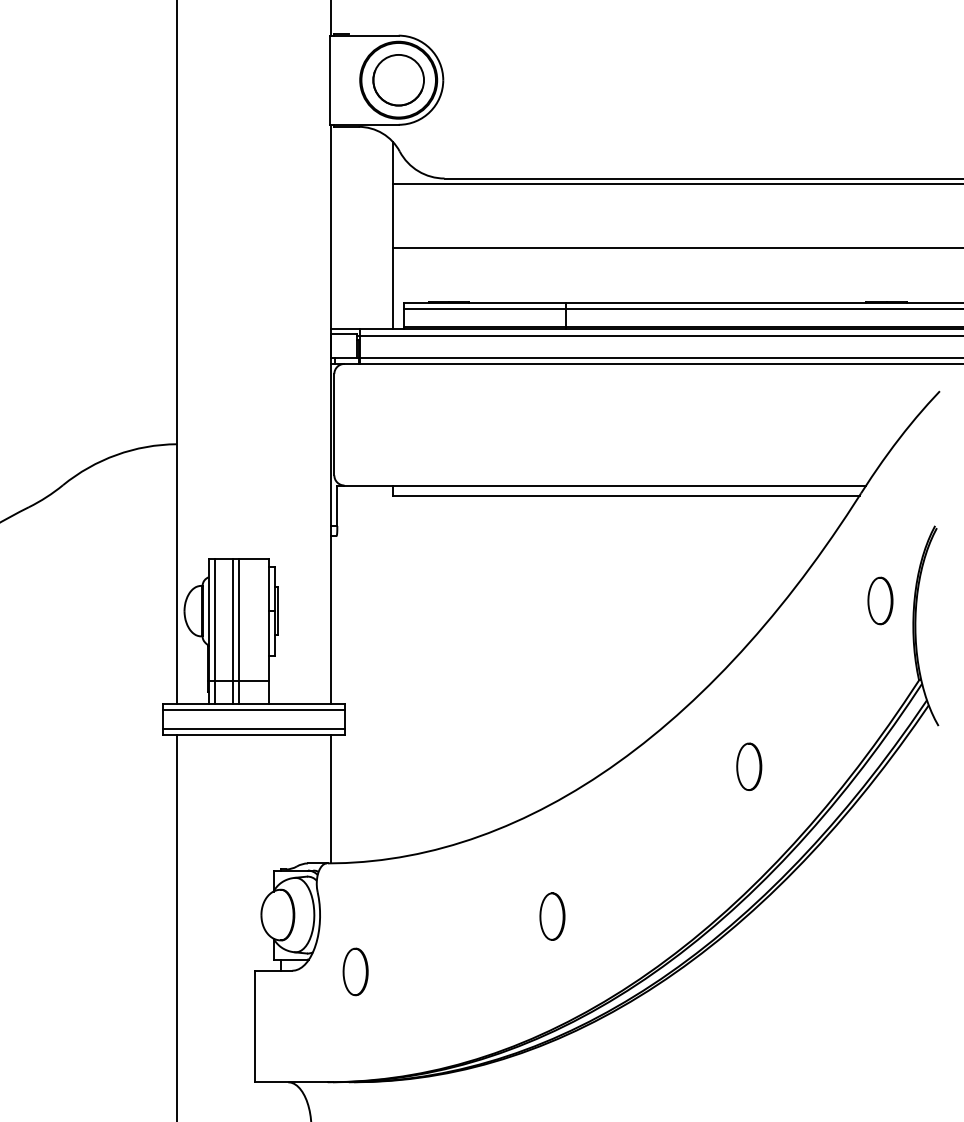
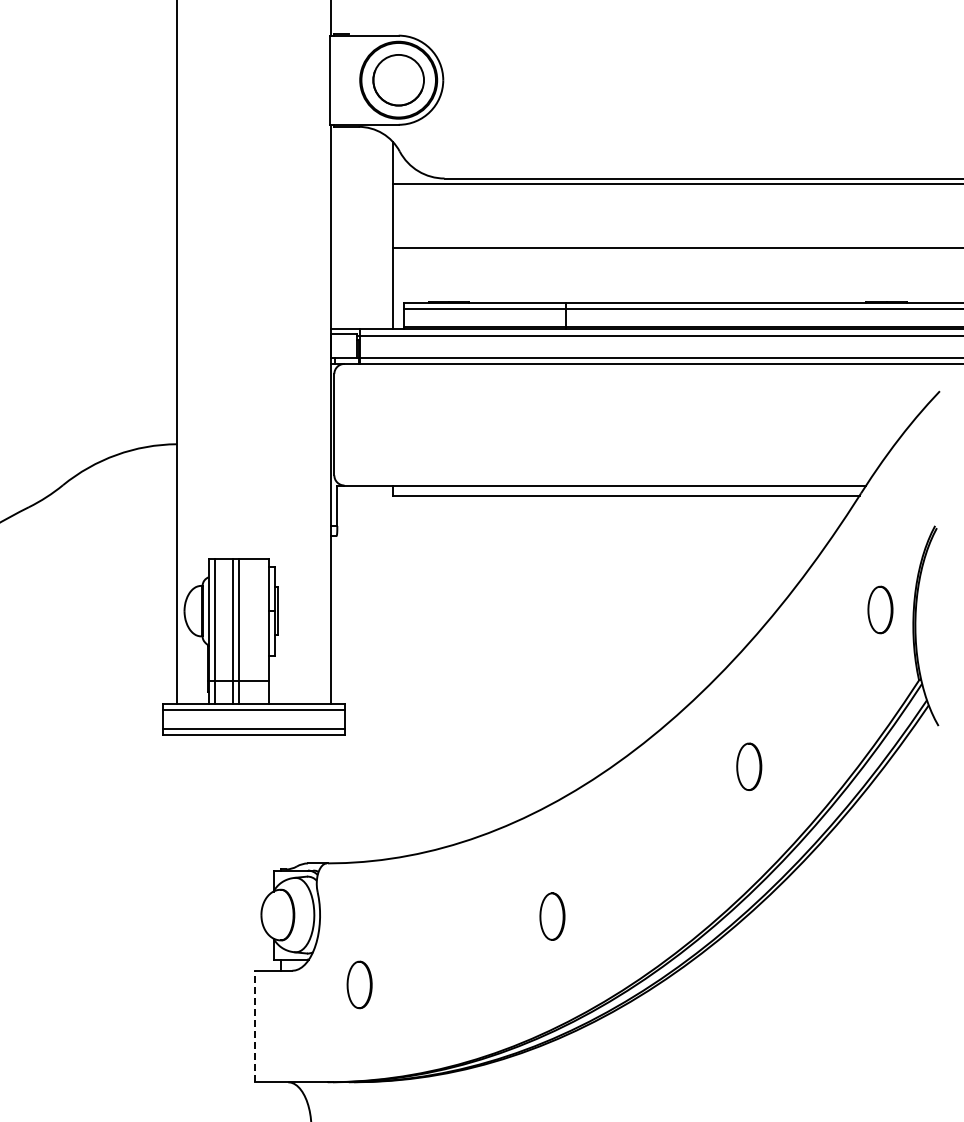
part position: (880, 600) -> (880, 609) (880, 609)
line: present -> none (331, 798)
line: present -> none (177, 926)
part position: (355, 971) -> (359, 984) (359, 984)
line: solid -> dashed (254, 1026)
